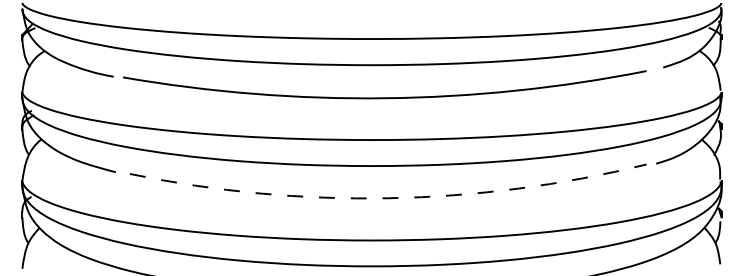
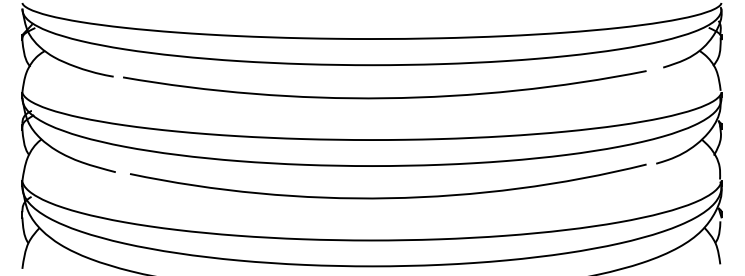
arc: dashed -> solid (388, 198)
